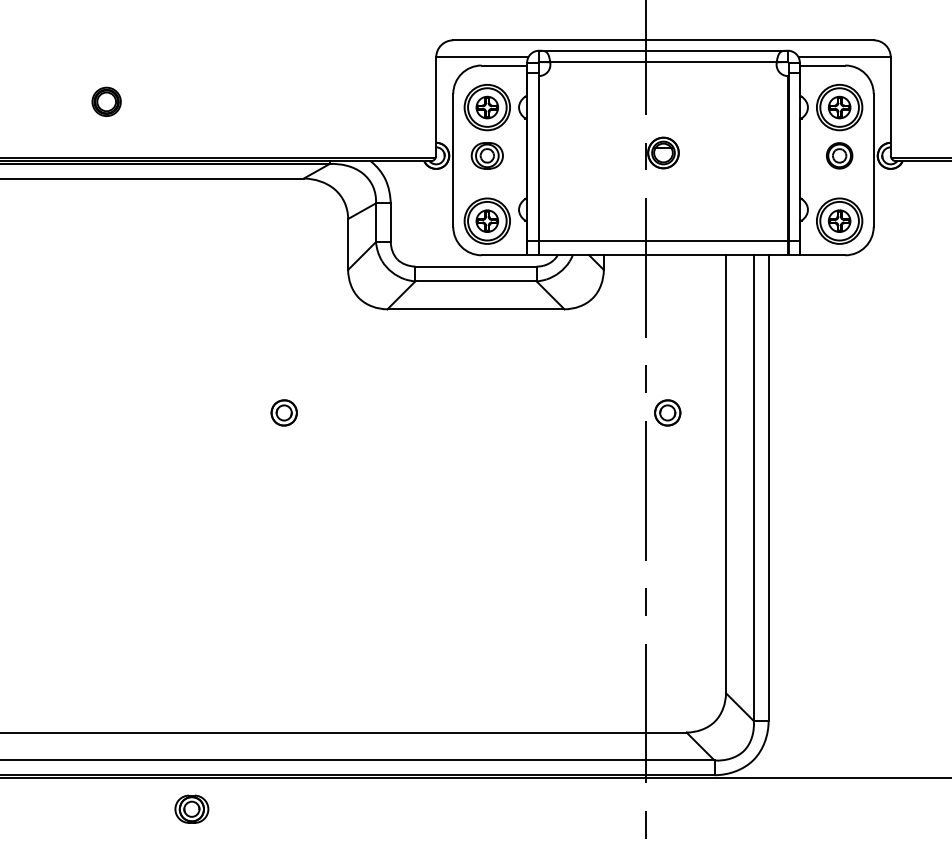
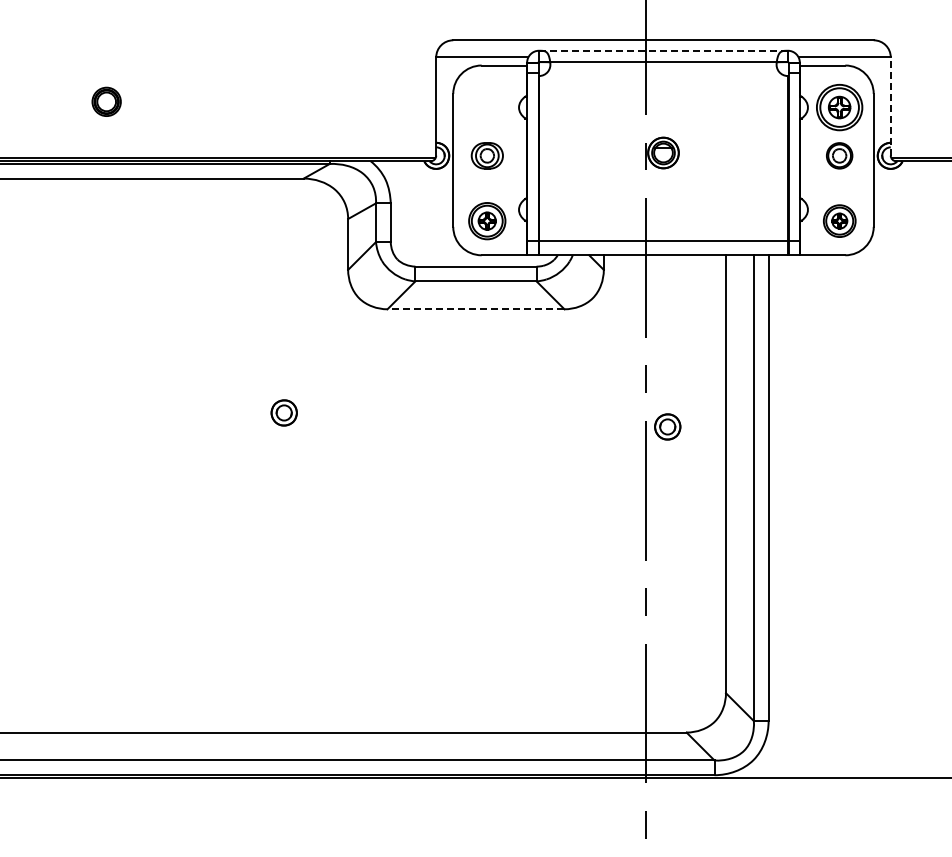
line: solid -> dashed (663, 50)
line: solid -> dashed (890, 106)
part: present -> none (486, 107)
part size: 48x48 px -> 39x39 px (487, 221)
part size: 48x48 px -> 34x34 px (839, 220)
line: solid -> dashed (475, 309)
part position: (667, 412) -> (667, 426) (667, 426)
part: present -> none (191, 808)
